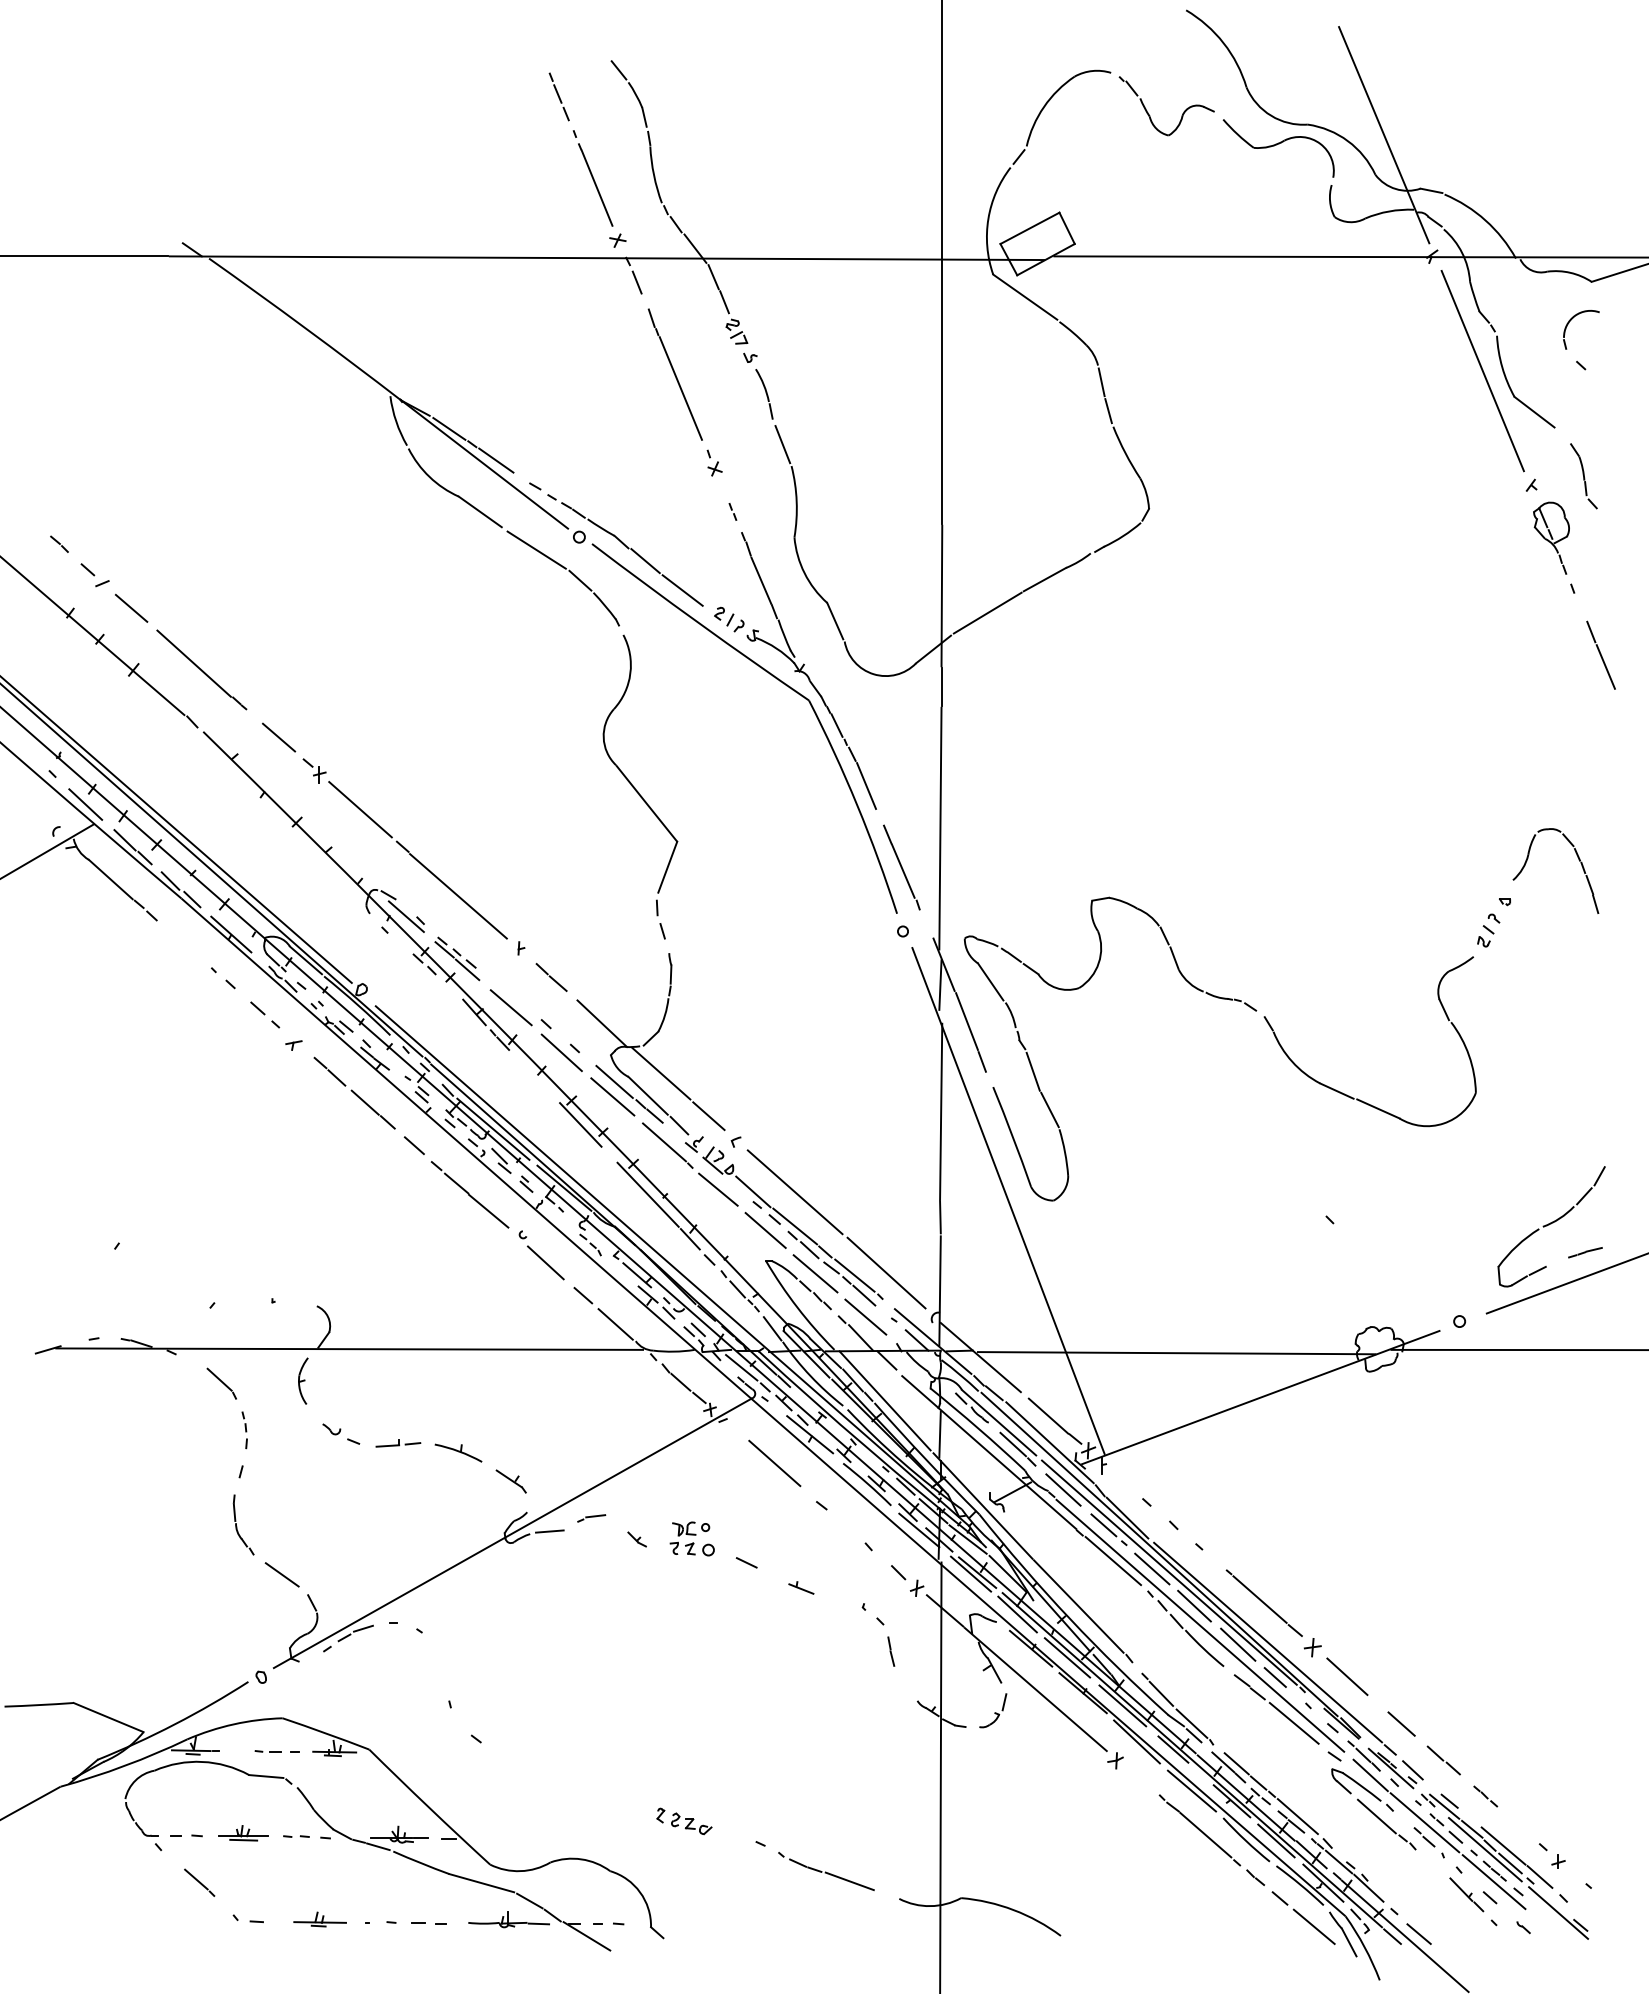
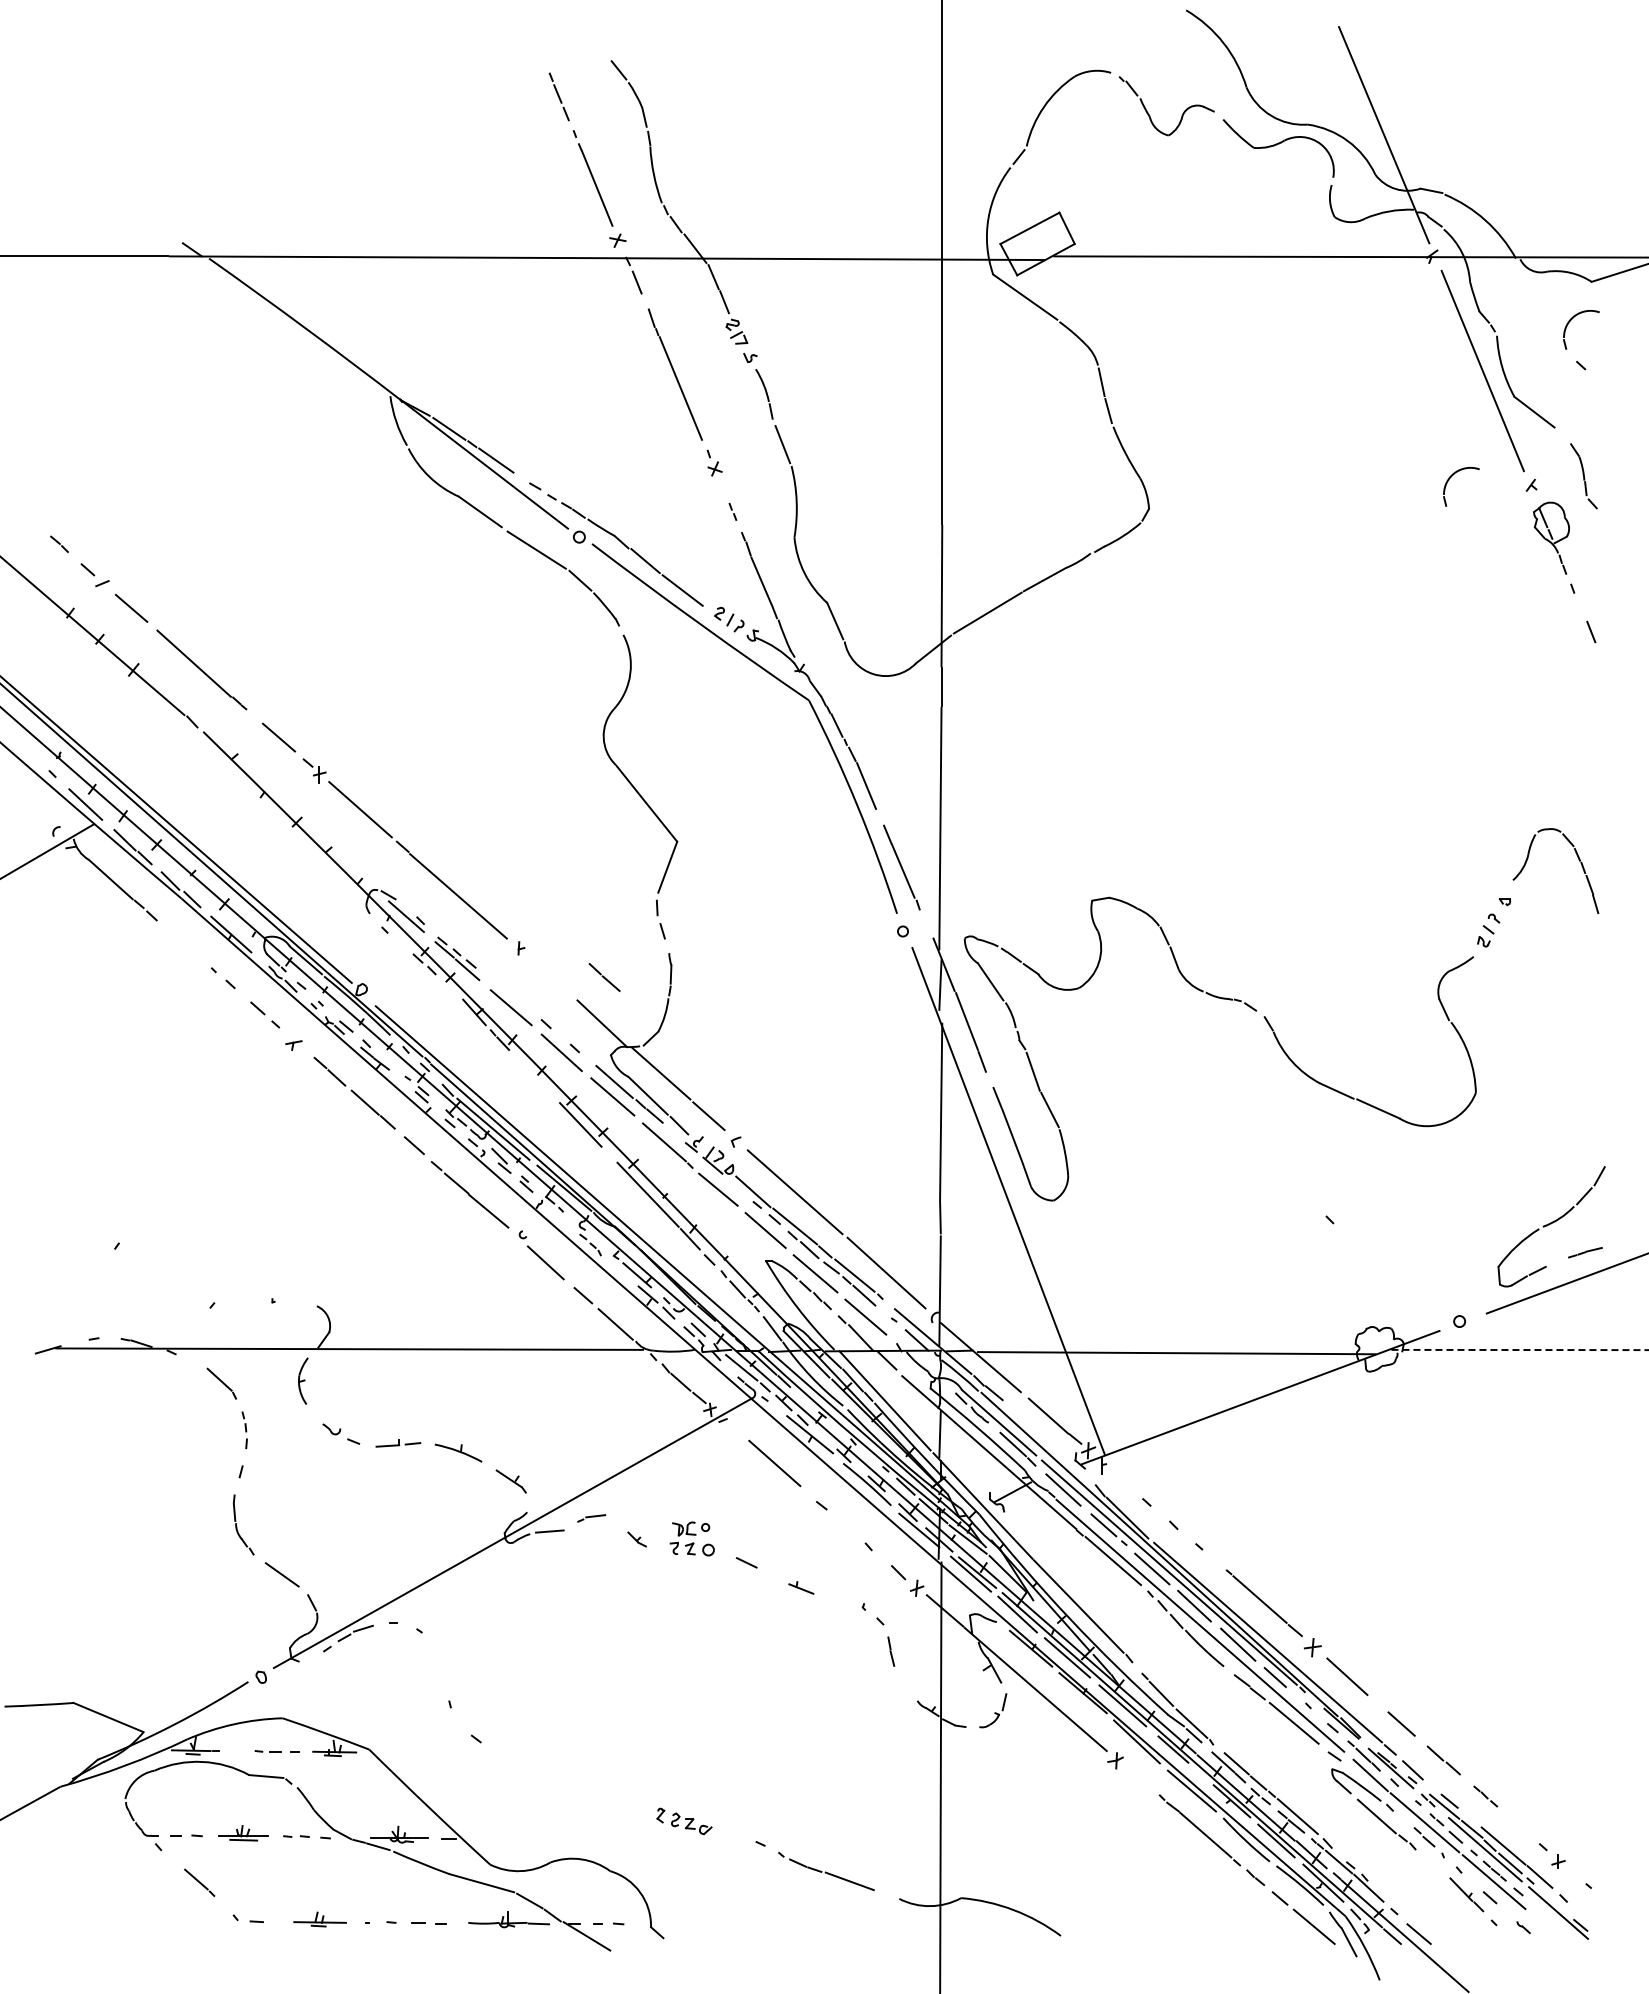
part: none -> present (1449, 480)
line: present -> none (1605, 666)
line position: (551, 977) -> (604, 977) (604, 977)
line: solid -> dashed (1520, 1350)
line: present -> none (1049, 1442)
